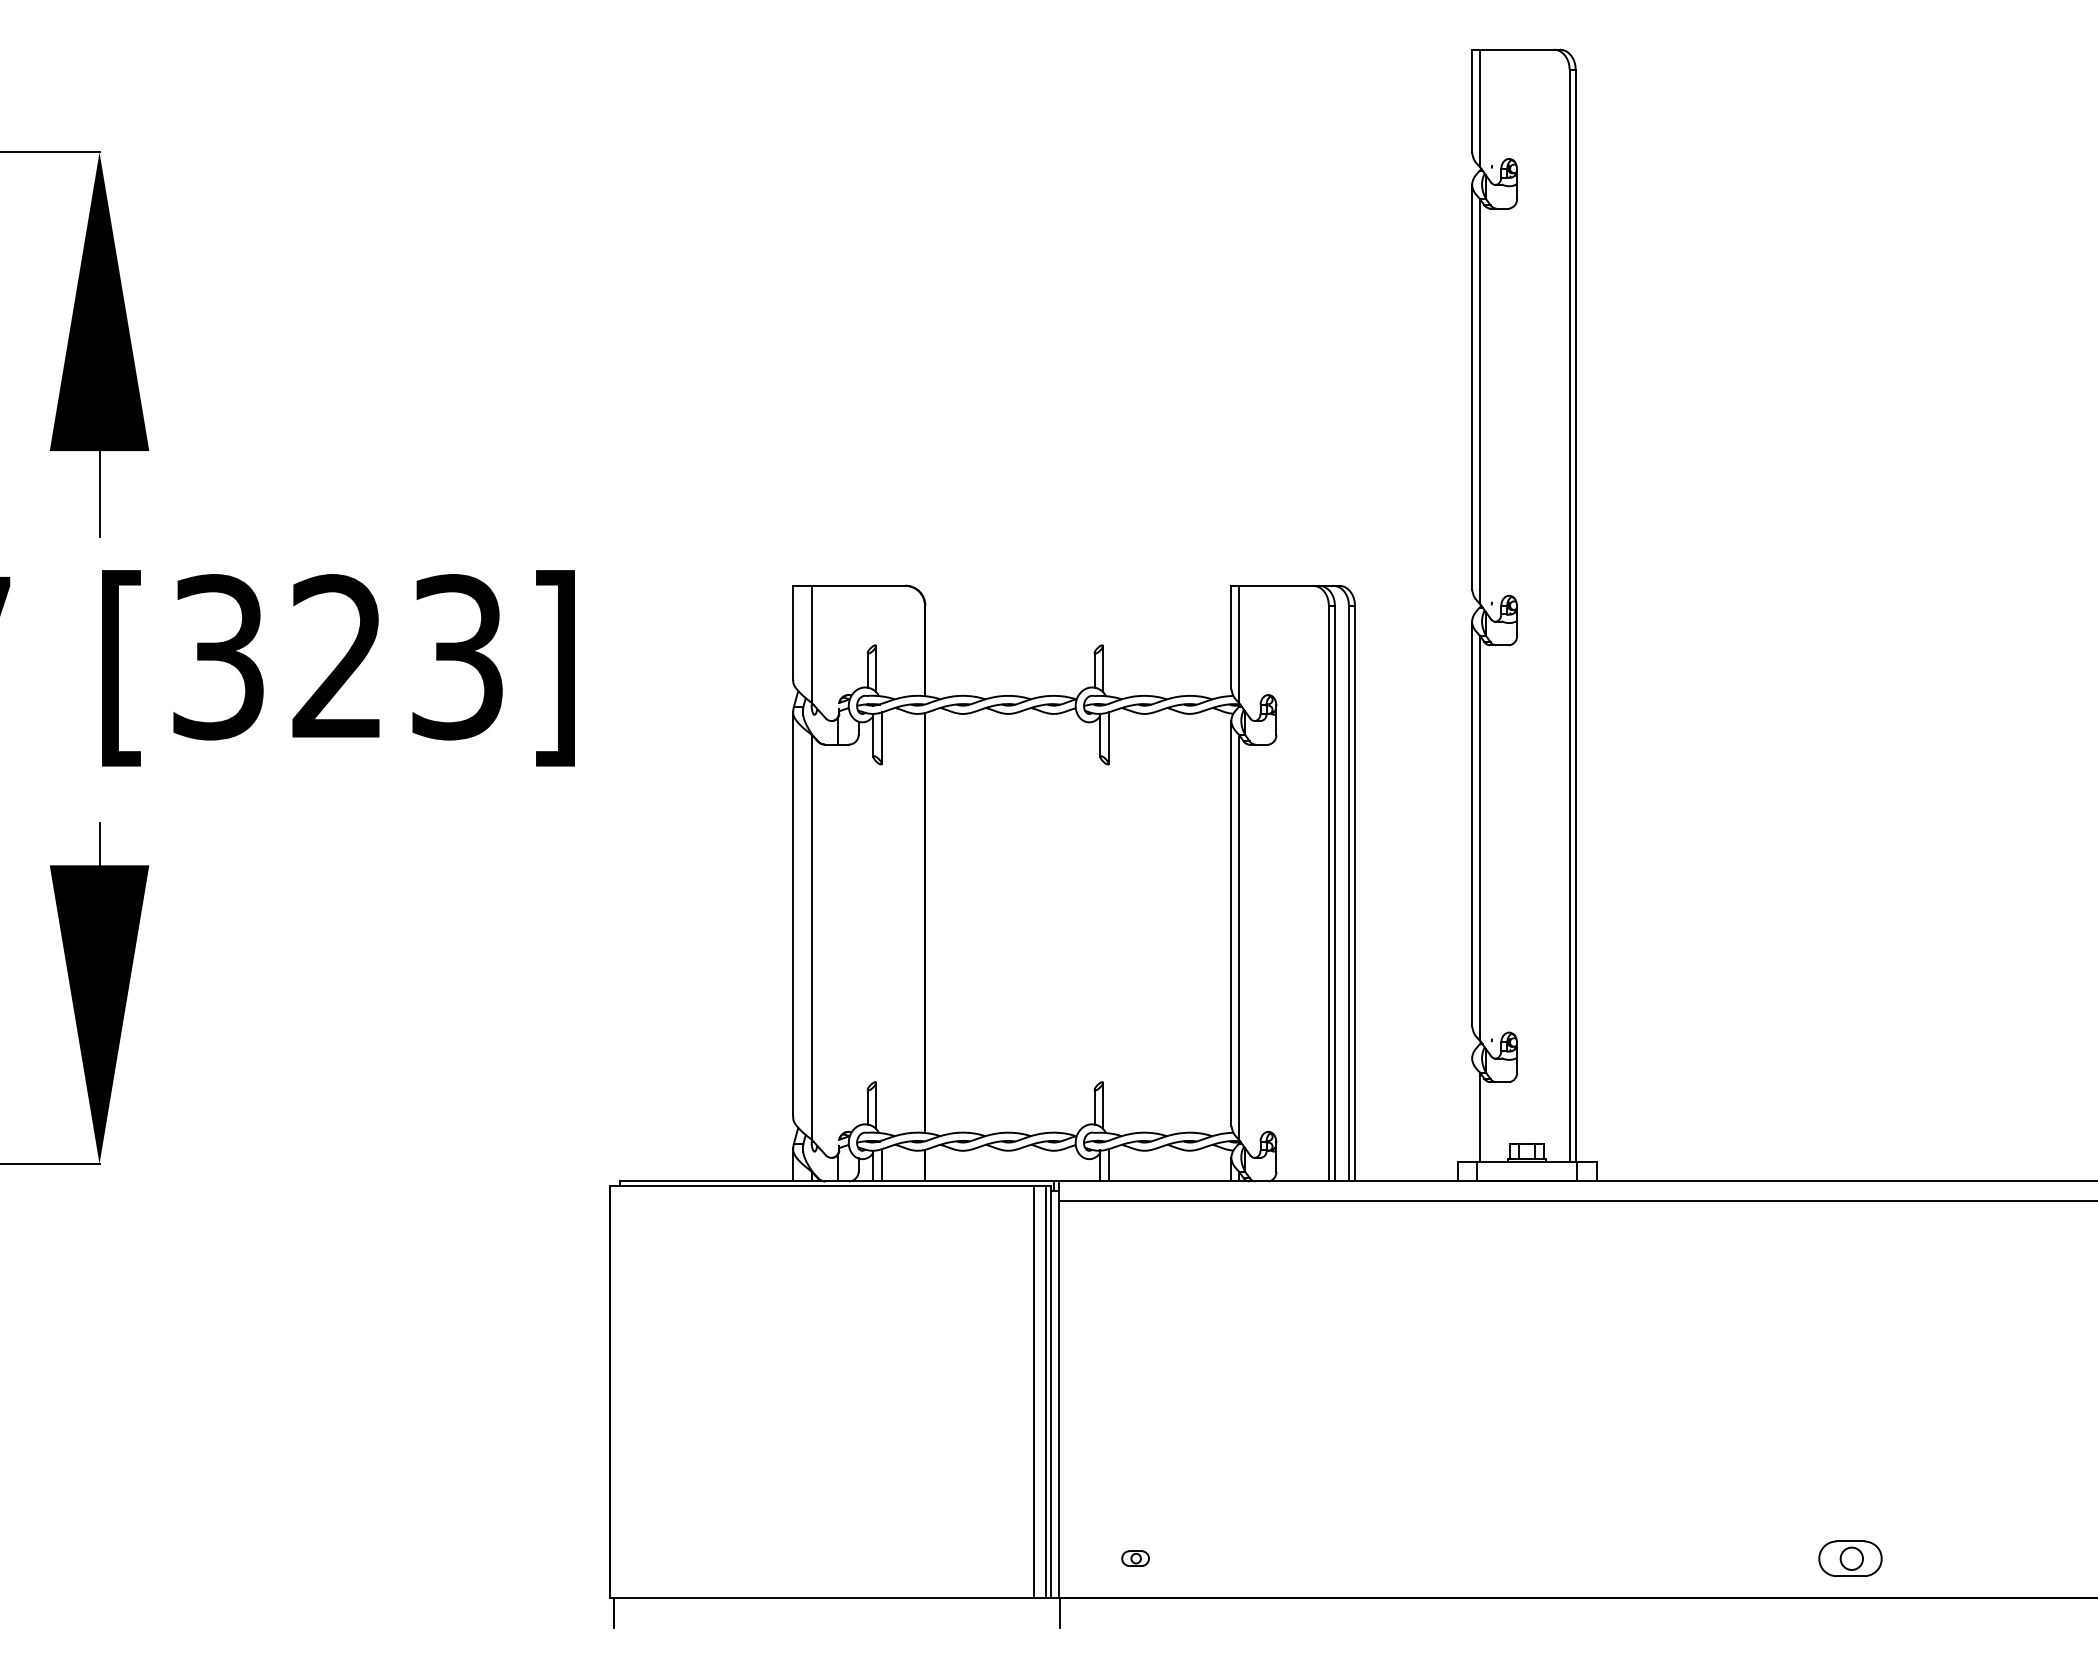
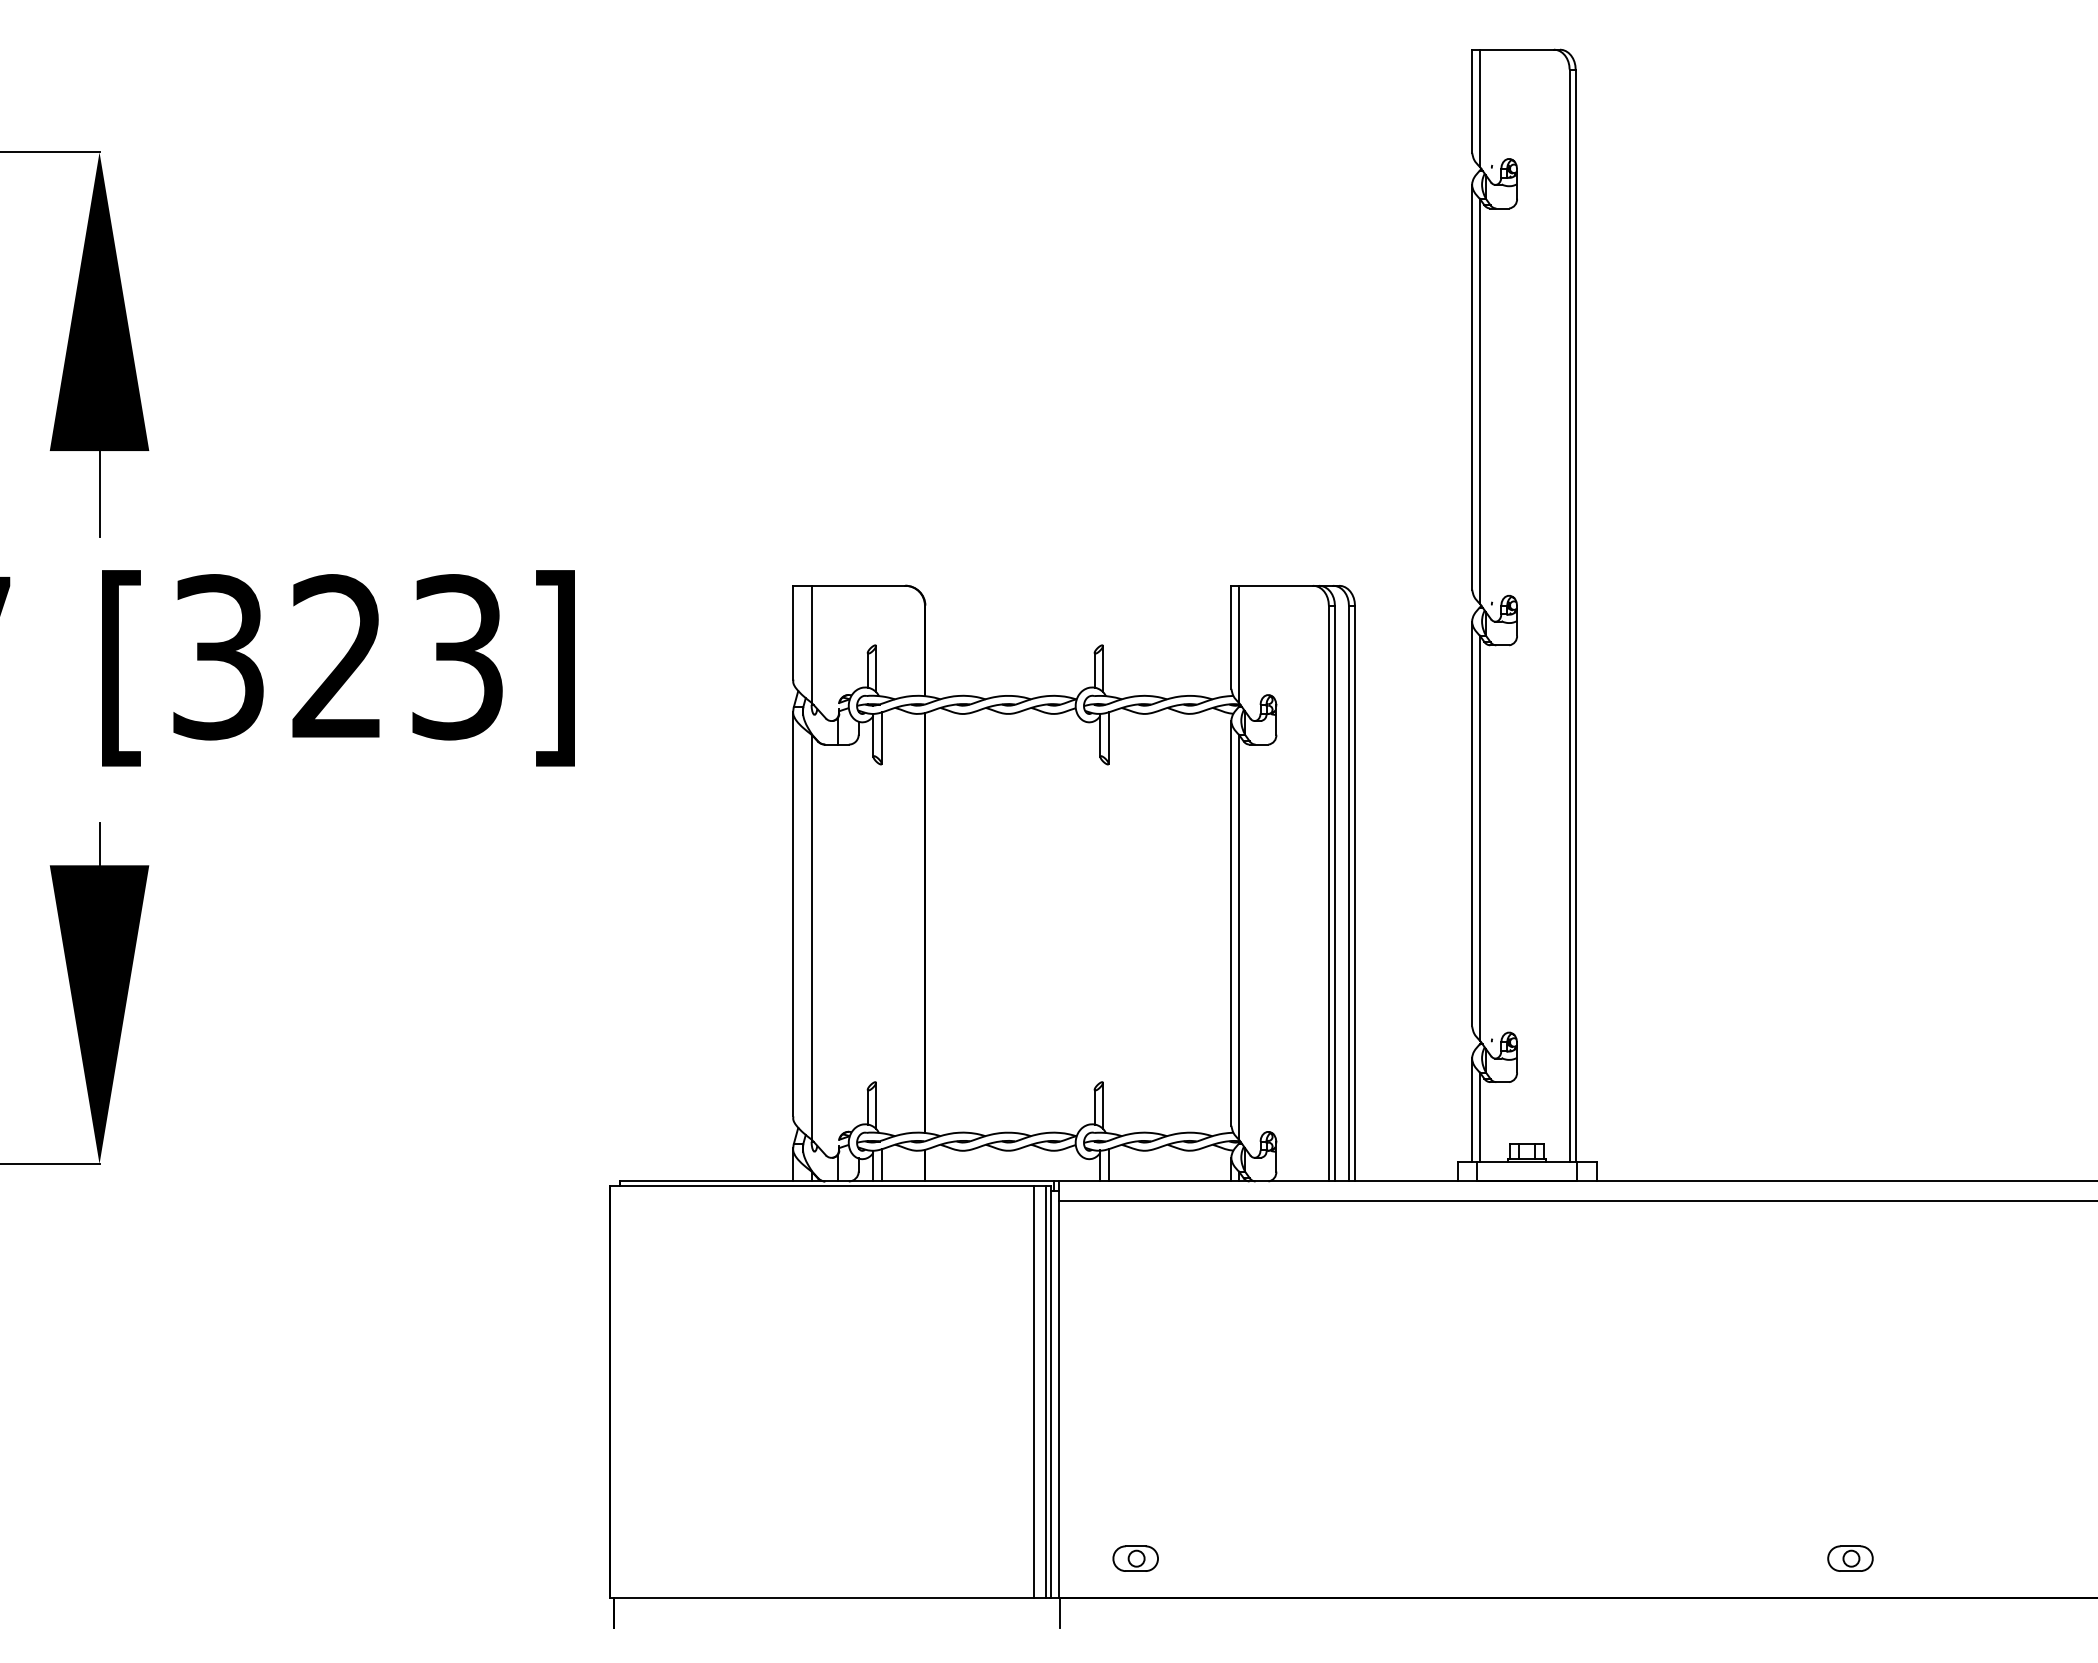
line: none -> present (1472, 1109)
part size: 29x17 px -> 47x27 px (1135, 1558)
part size: 65x37 px -> 47x27 px (1850, 1558)
